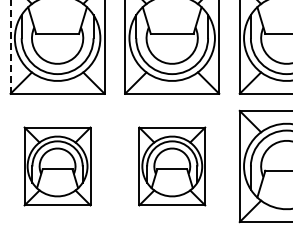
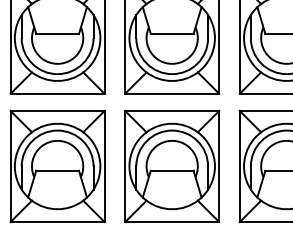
line: dashed -> solid (10, 47)
part size: 69x81 px -> 97x115 px (57, 166)
part size: 69x81 px -> 97x115 px (172, 166)
